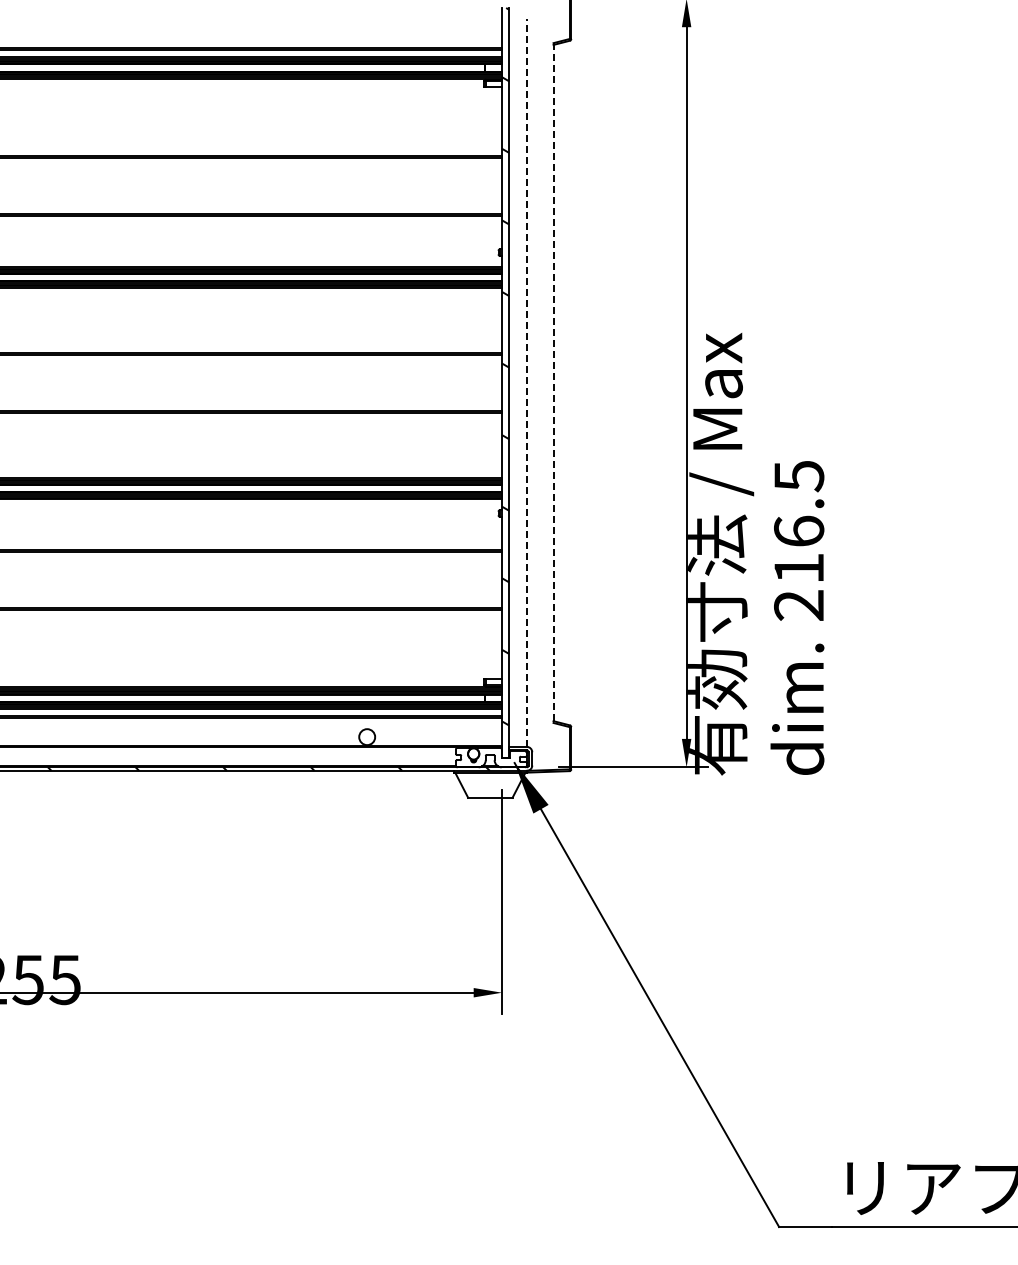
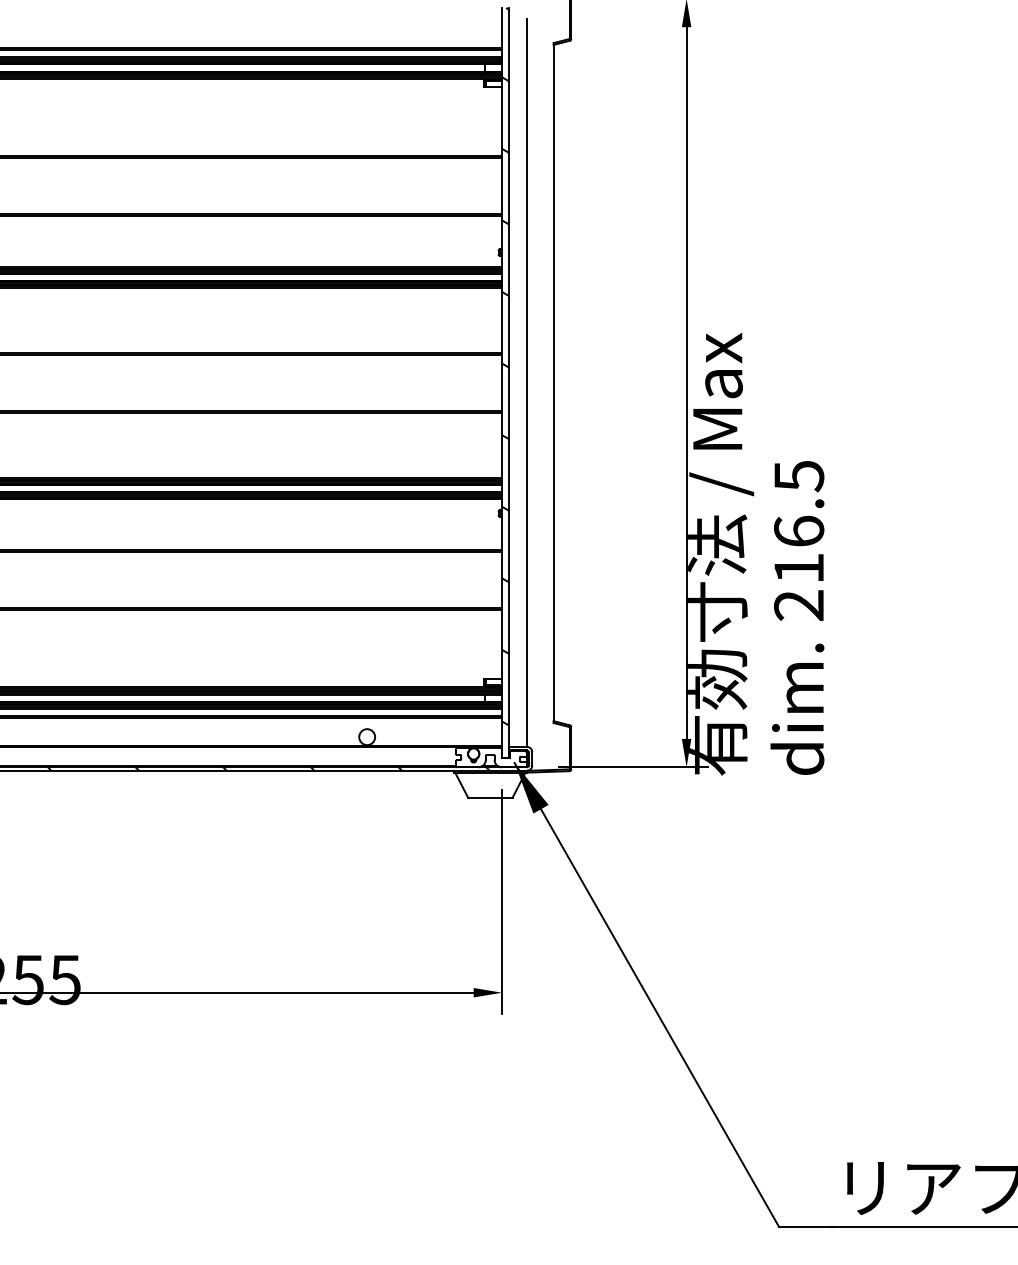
line: dashed -> solid (526, 383)
line: dashed -> solid (553, 383)
